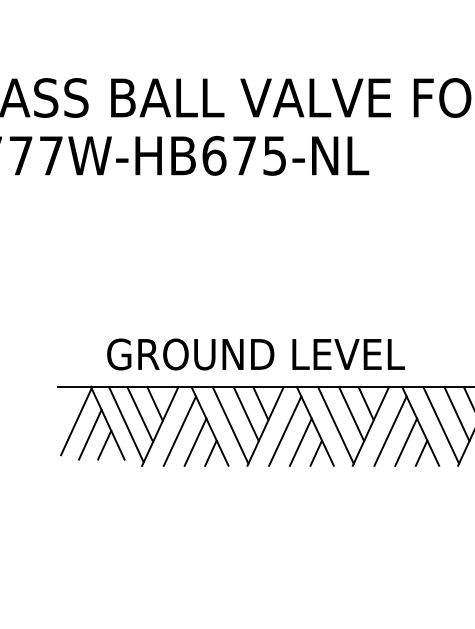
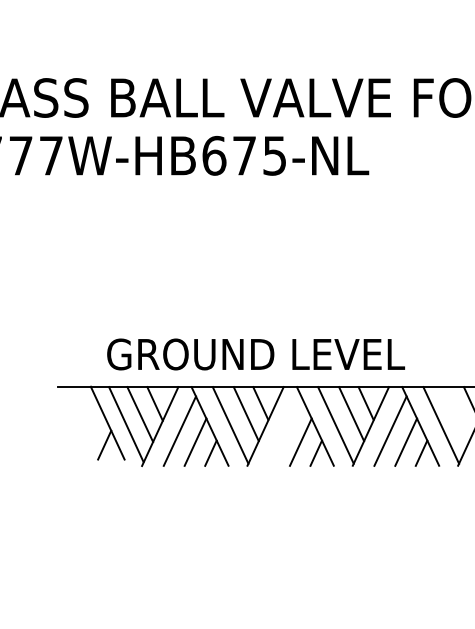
line: present -> none (456, 414)
line: present -> none (76, 421)
line: present -> none (285, 430)
line: present -> none (90, 434)
